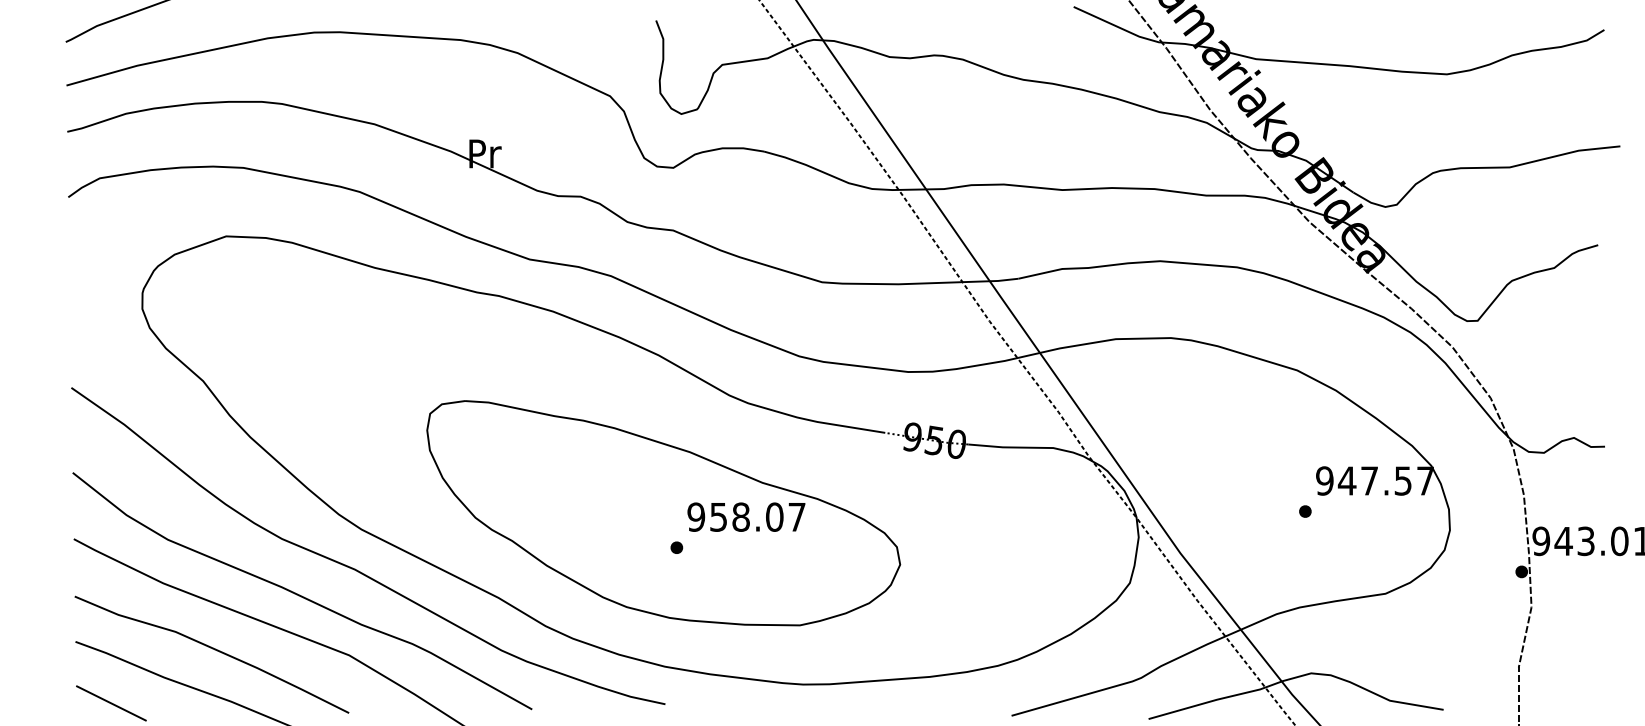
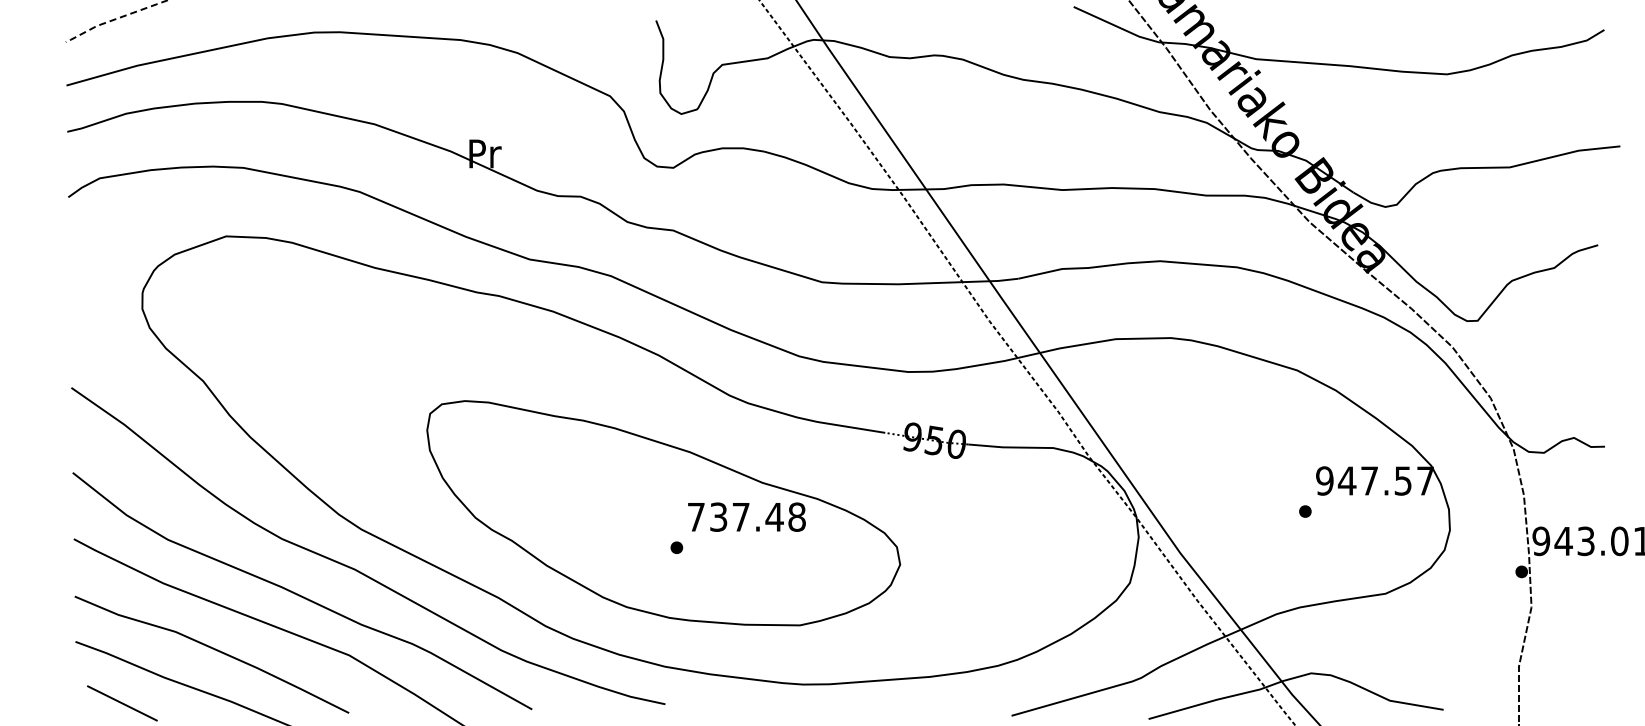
line: solid -> dashed (114, 19)
text: 958.07 -> 737.48 (746, 516)
line position: (111, 703) -> (122, 703) (122, 703)
